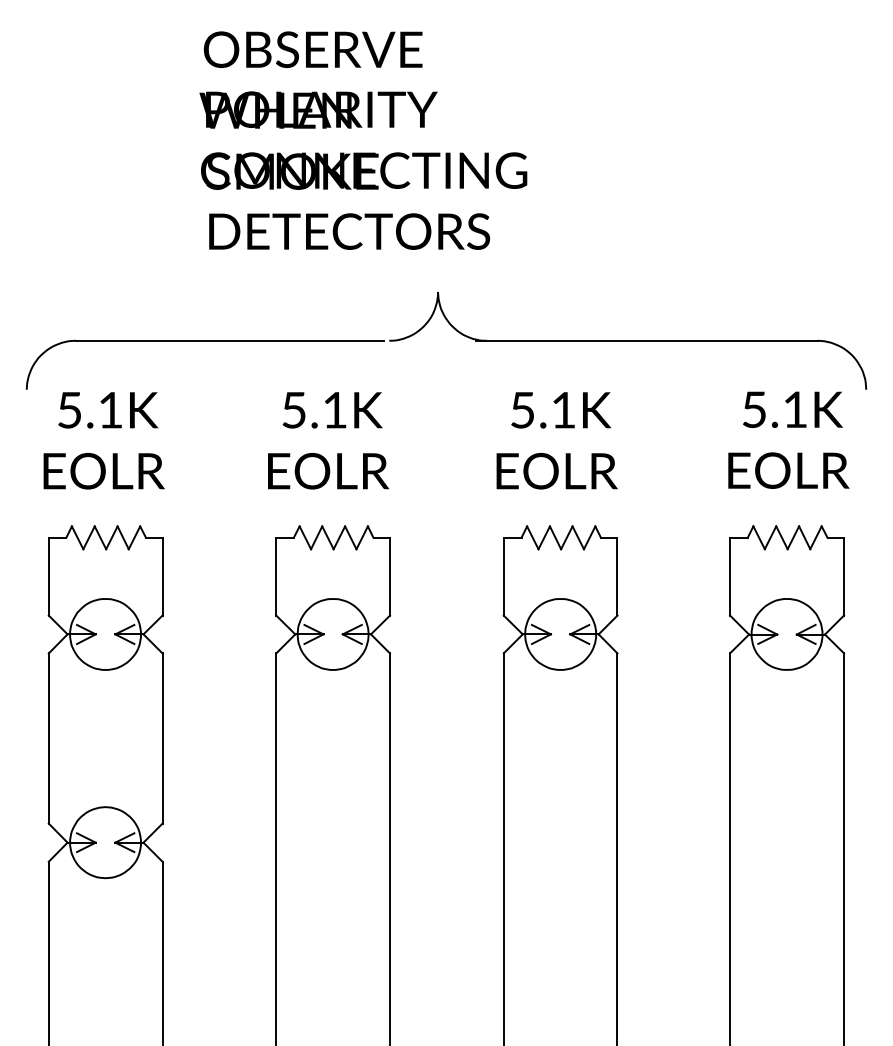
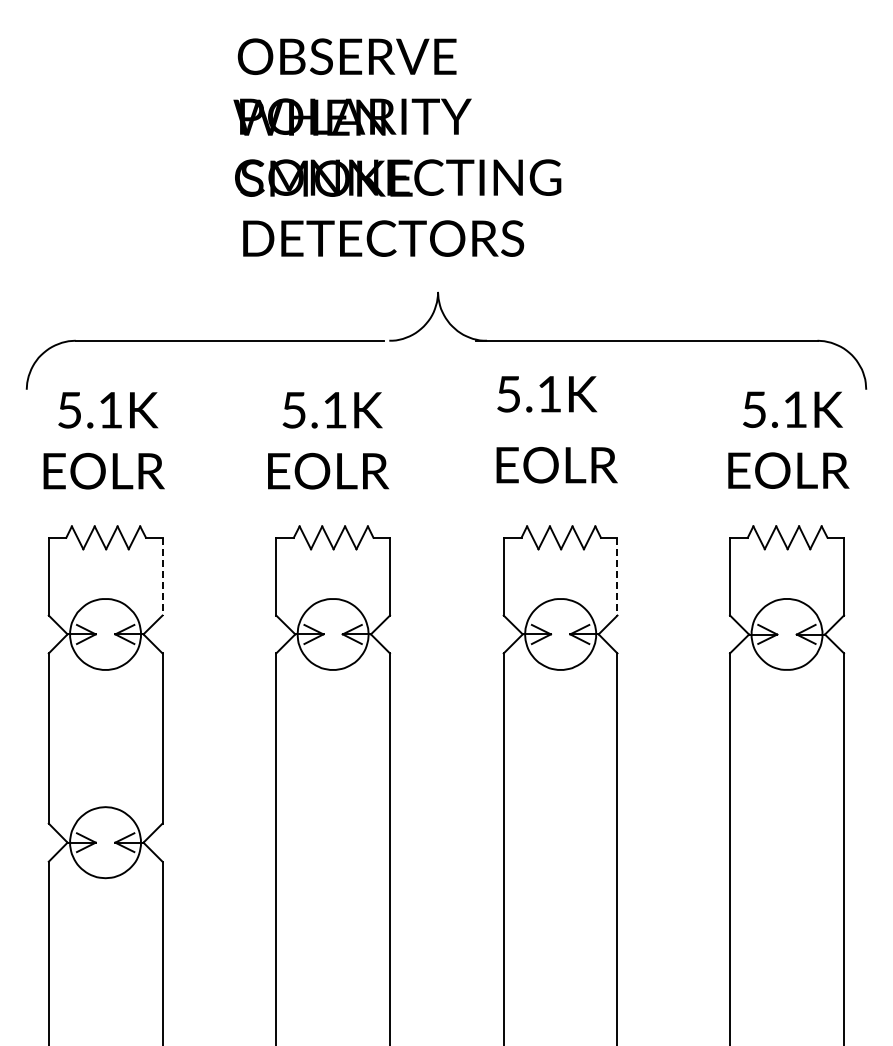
text position: (363, 140) -> (397, 147) (397, 147)
text position: (561, 410) -> (547, 394) (547, 394)
text position: (556, 471) -> (556, 465) (556, 465)
line: solid -> dashed (162, 576)
line: solid -> dashed (617, 576)
